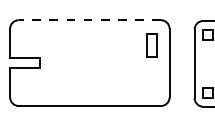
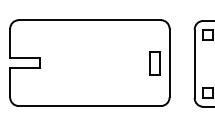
line: dashed -> solid (89, 20)
part position: (151, 45) -> (154, 63) (154, 63)
